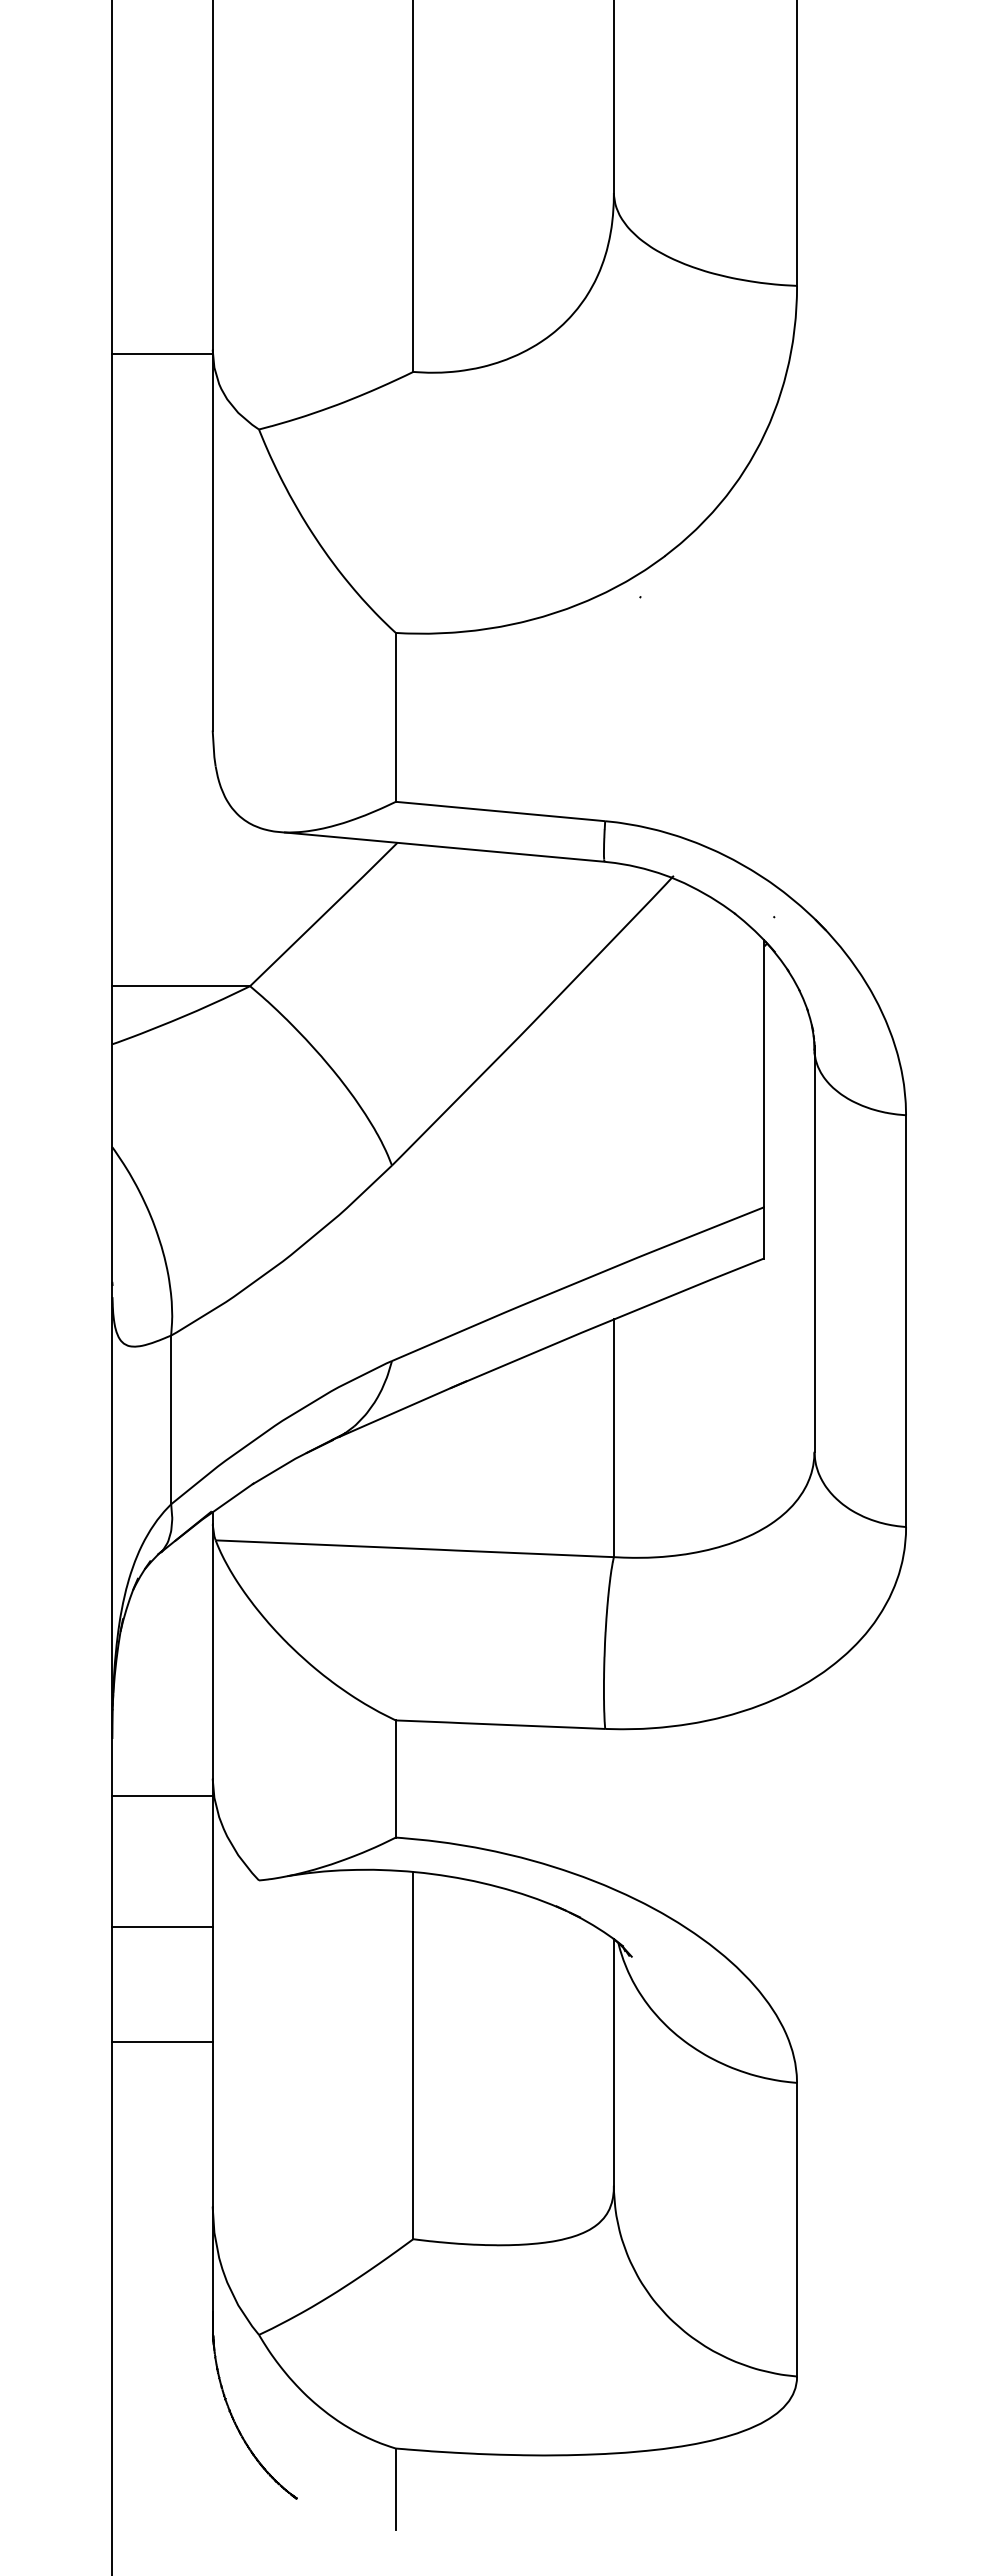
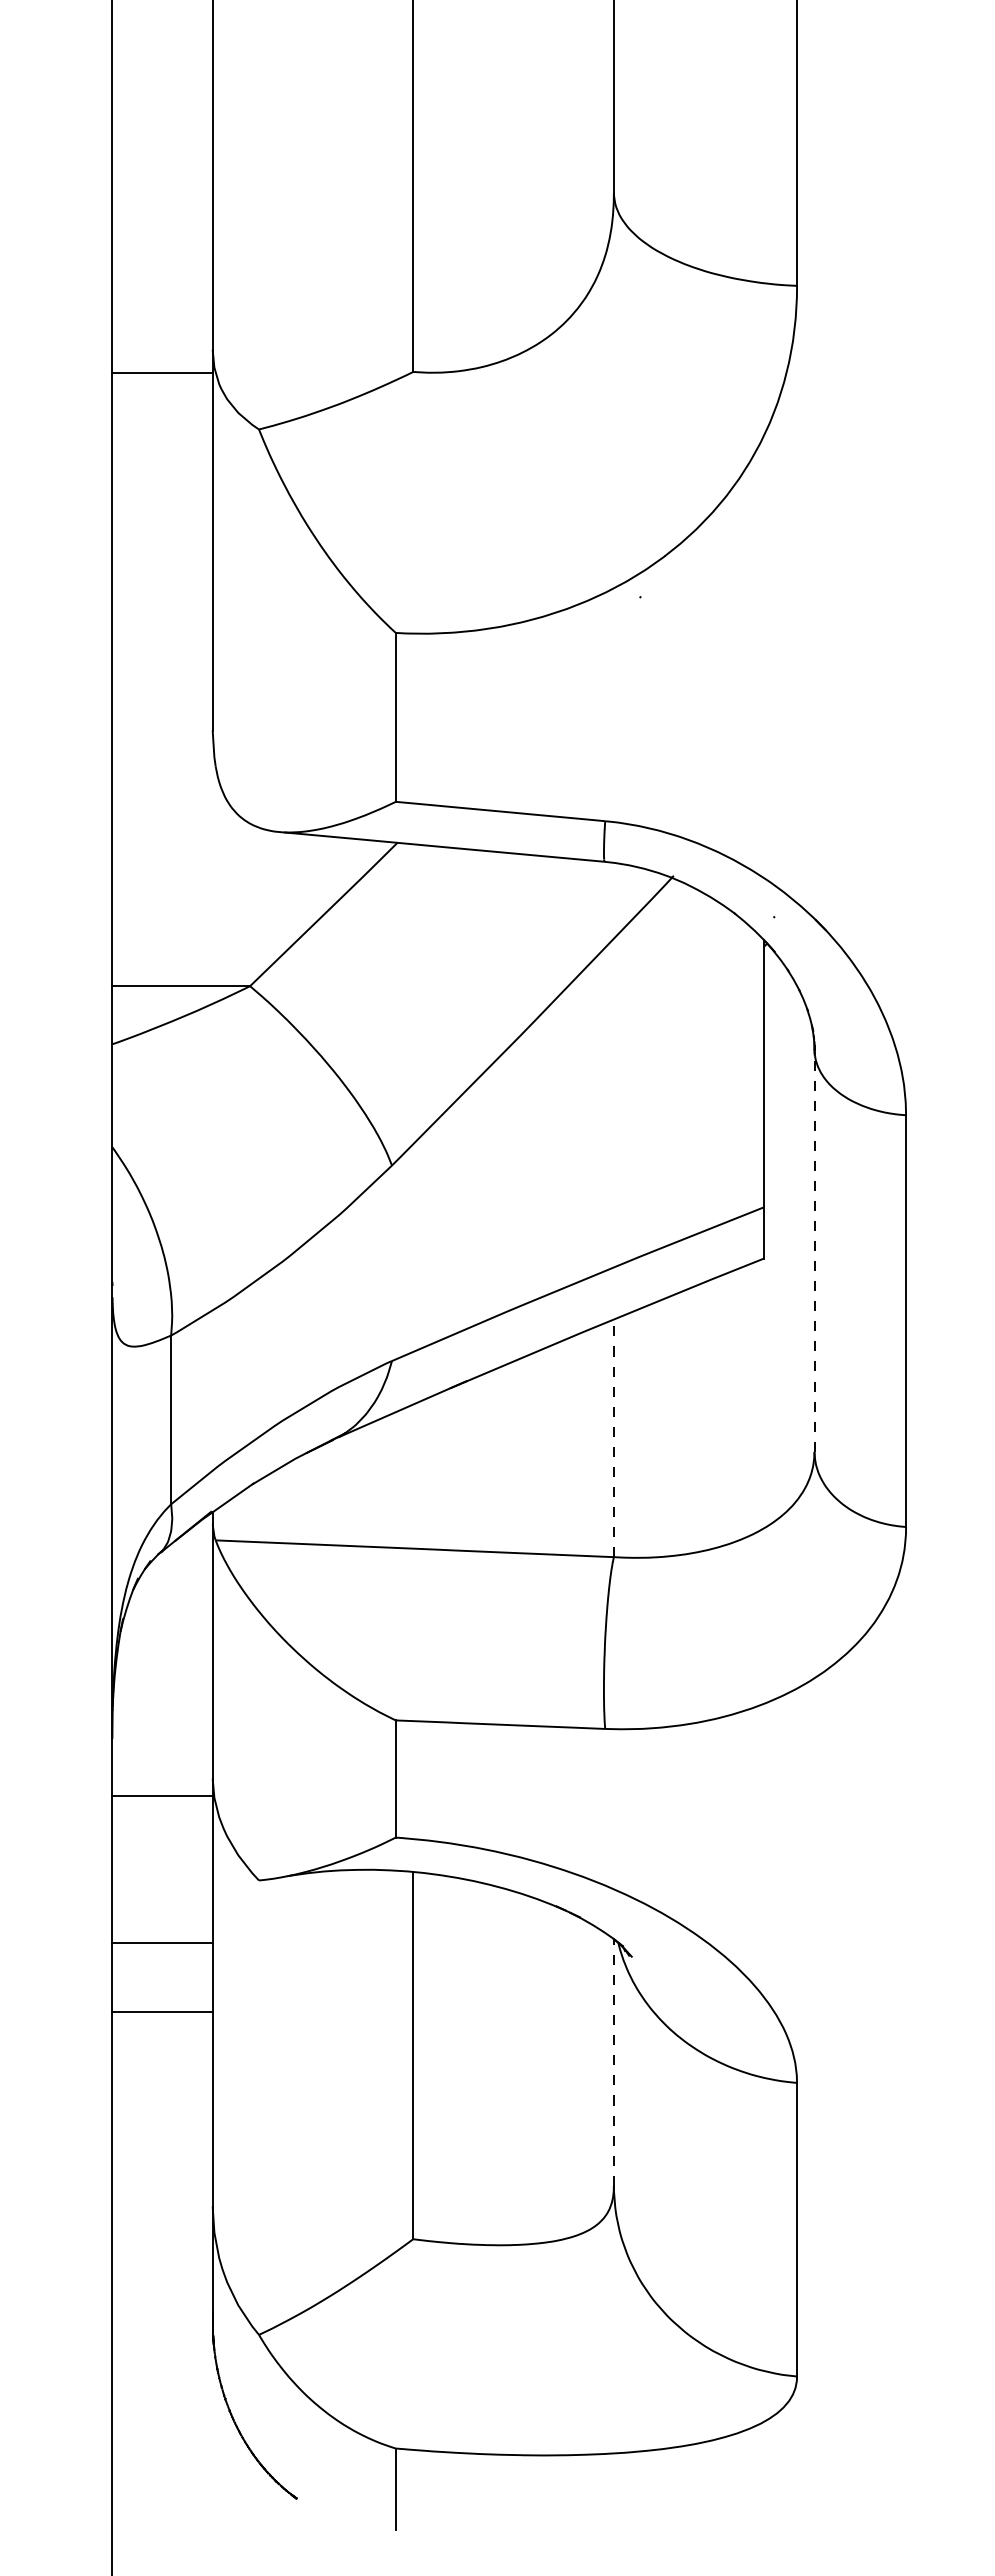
line position: (162, 353) -> (162, 372) (162, 372)
line: solid -> dashed (814, 1250)
line: solid -> dashed (613, 1438)
line position: (162, 1927) -> (162, 1943) (162, 1943)
line position: (162, 2042) -> (162, 2012) (162, 2012)
line: solid -> dashed (613, 2061)
